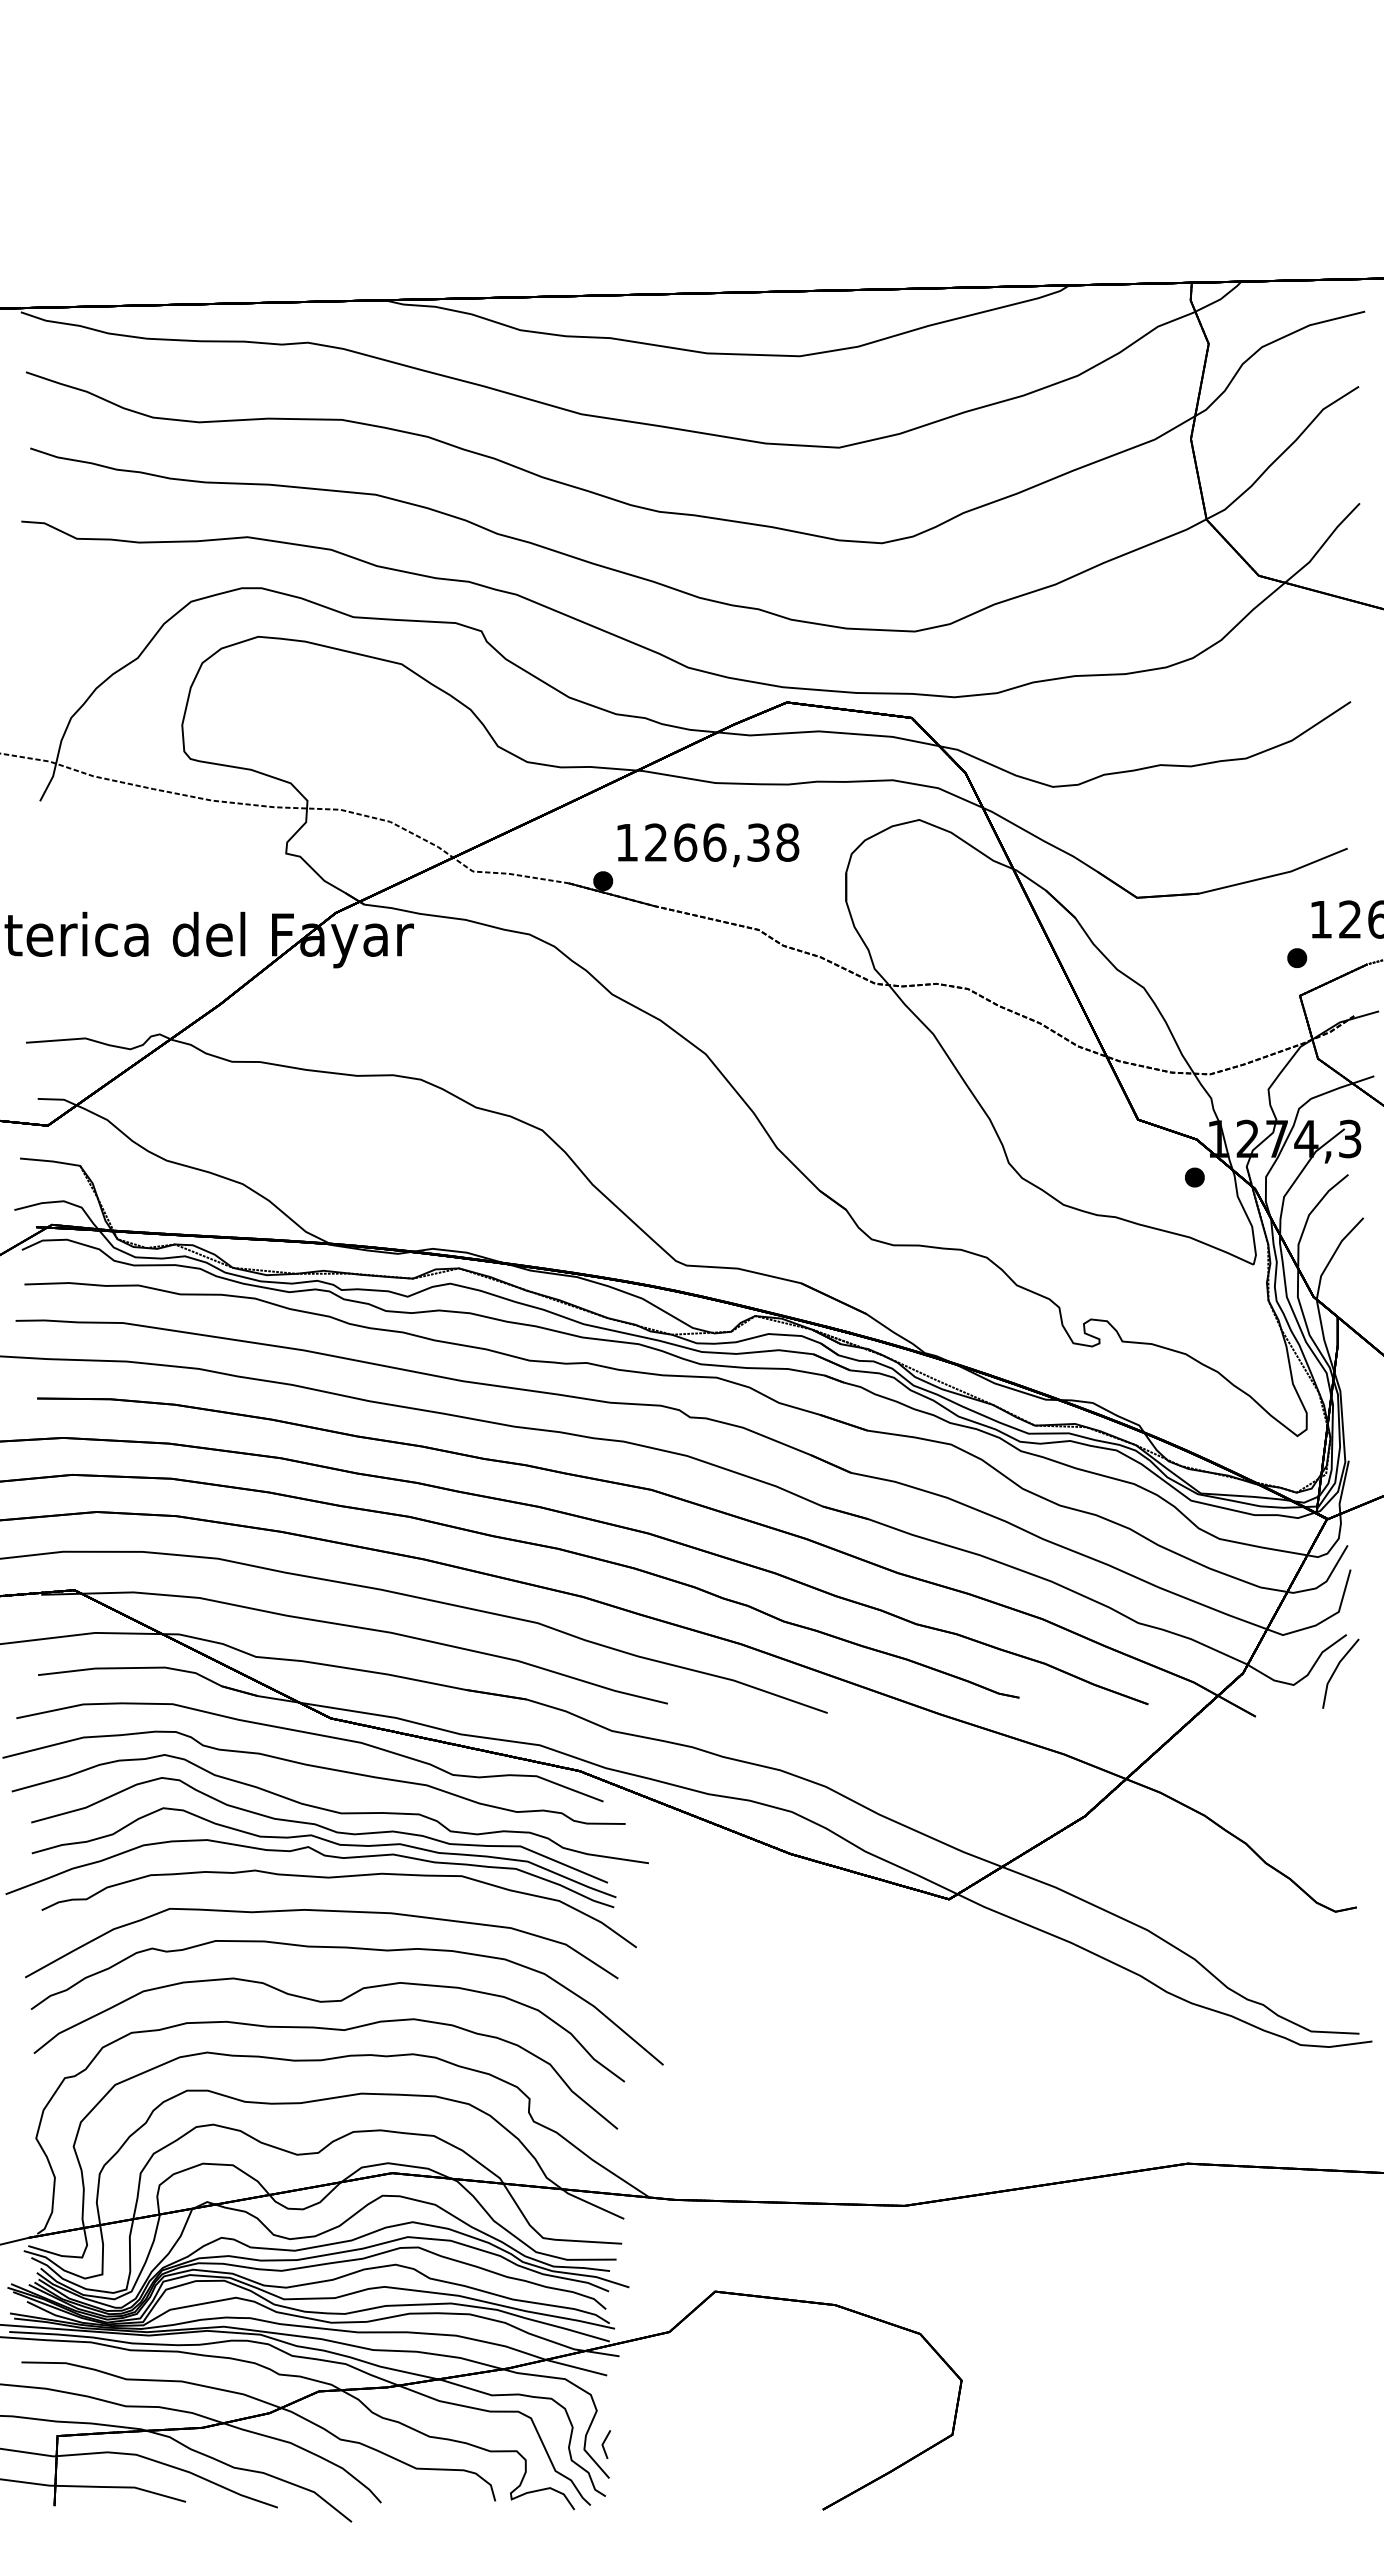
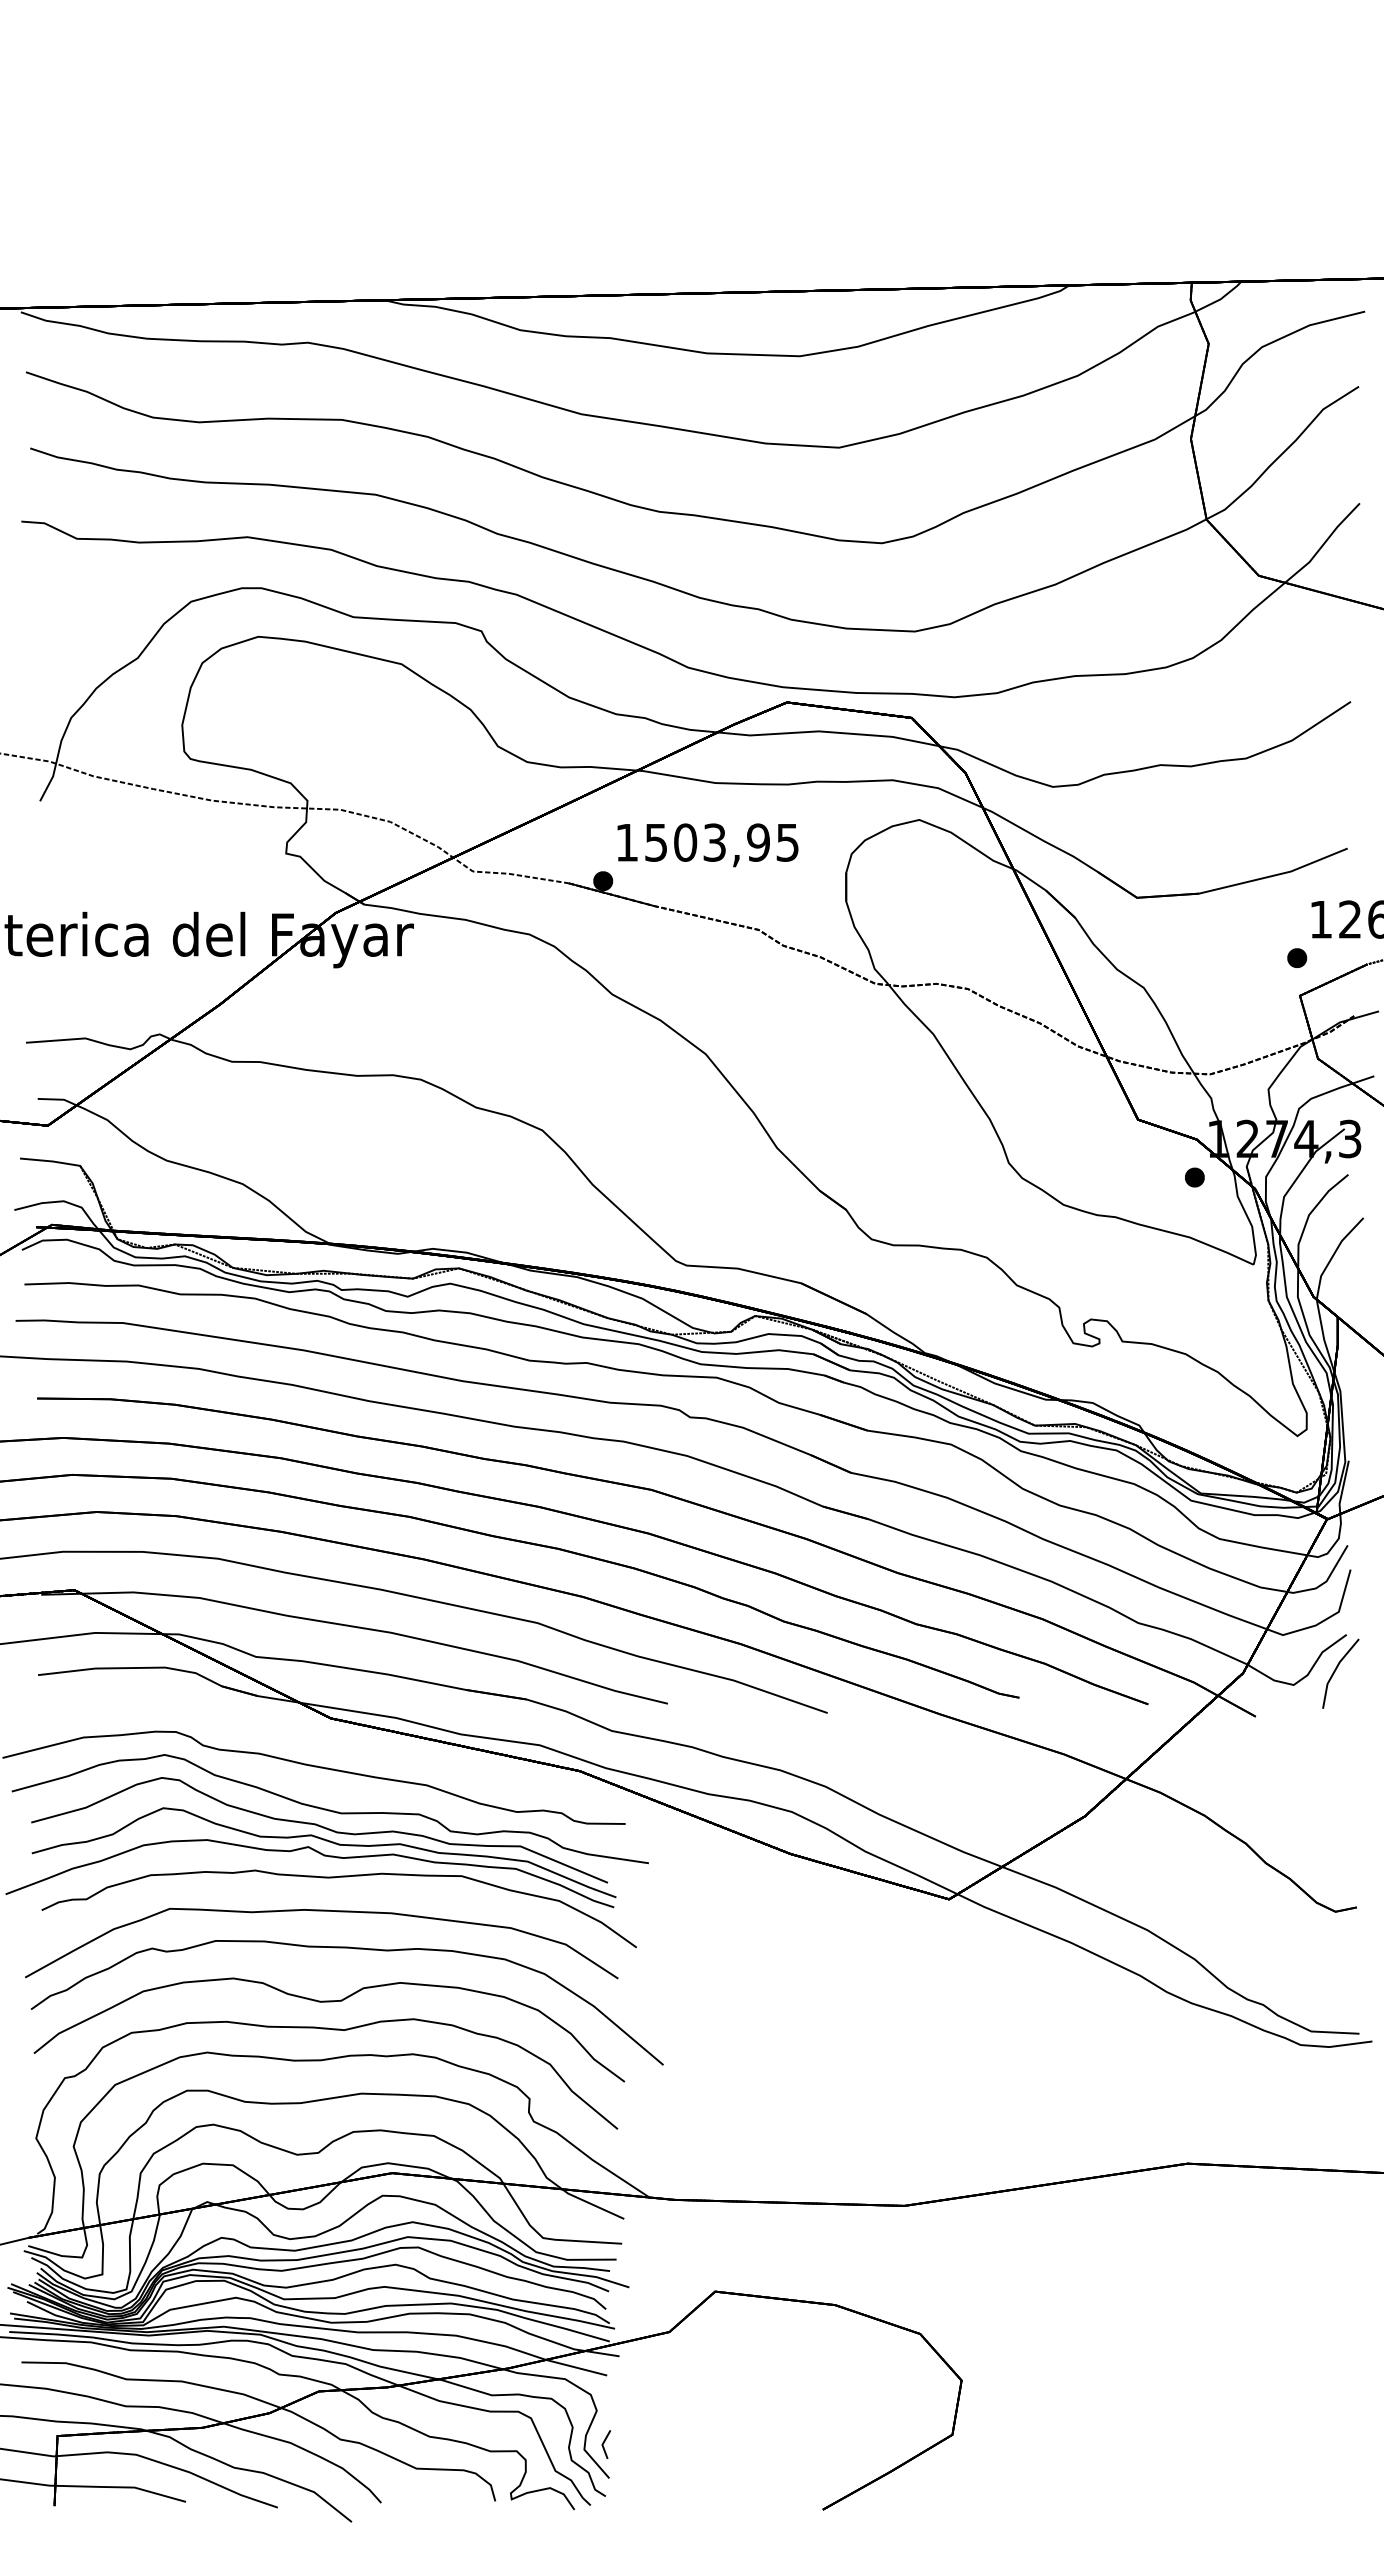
text: 1266,38 -> 1503,95 (722, 842)
part: present -> none (310, 1734)
